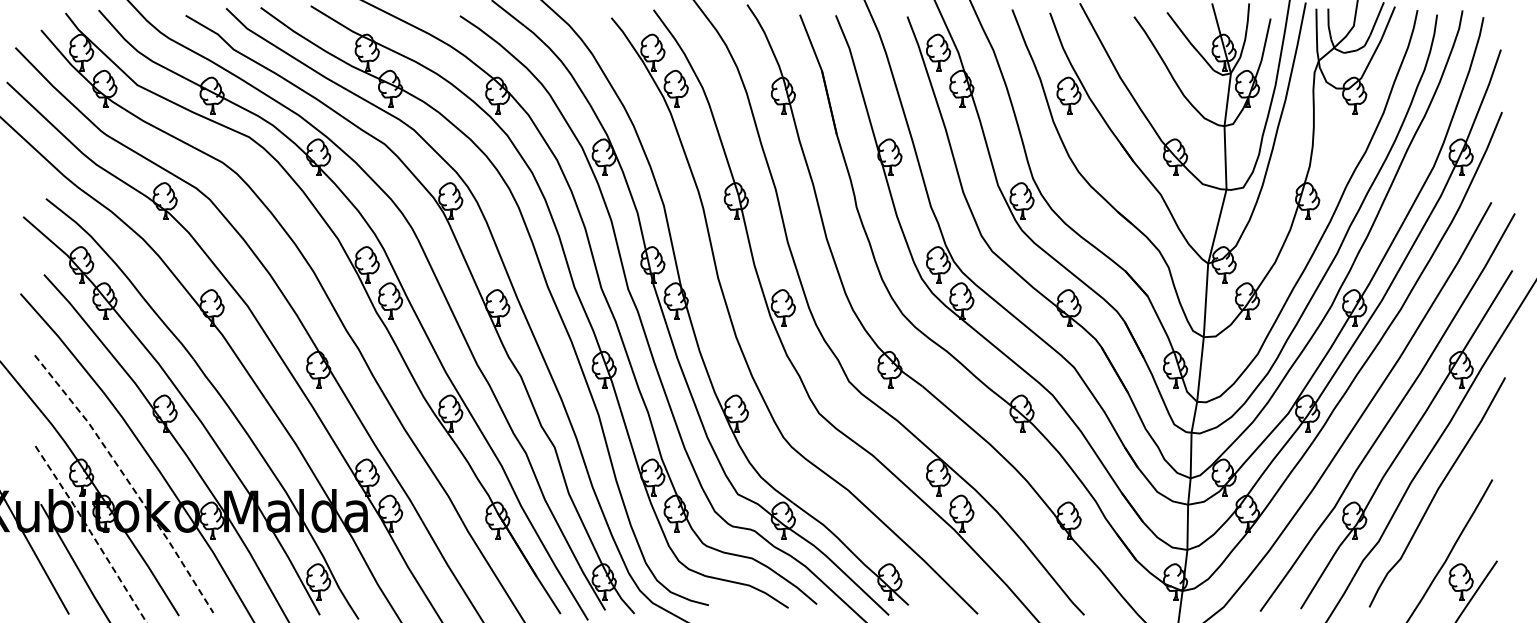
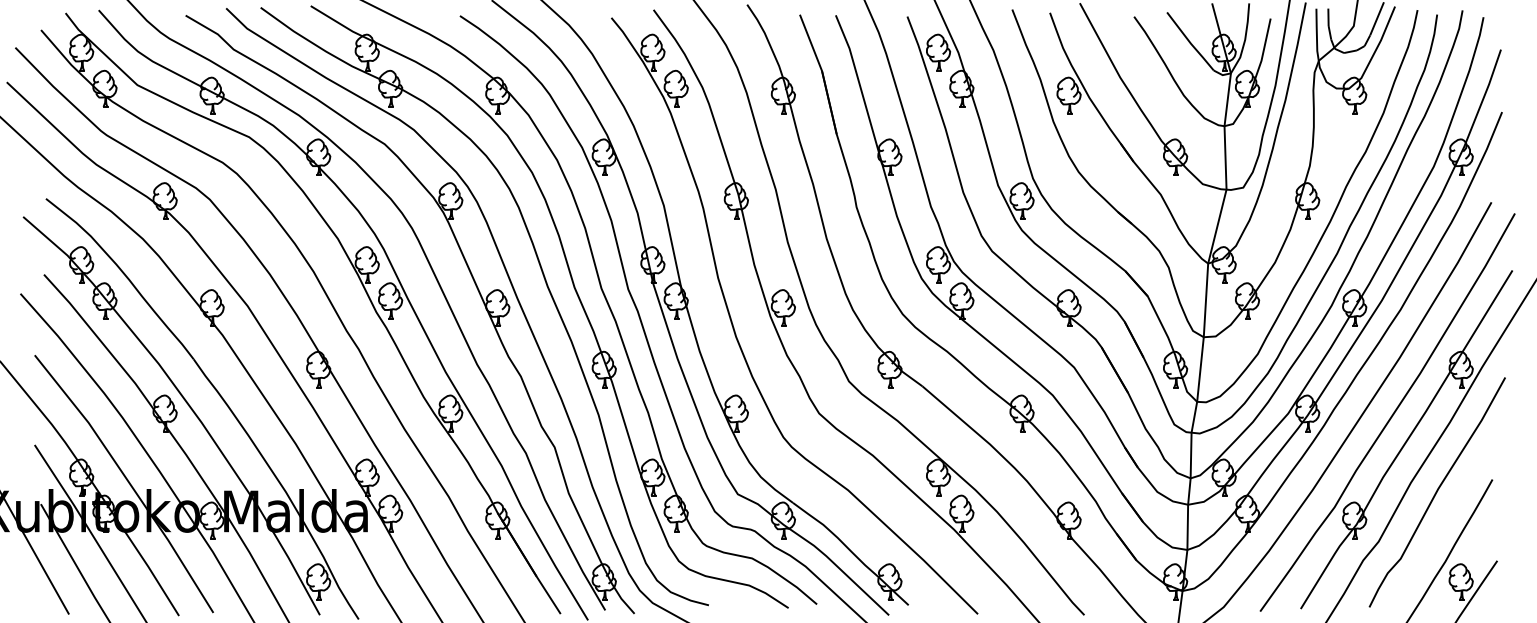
line: dashed -> solid (128, 481)
line: dashed -> solid (91, 532)
